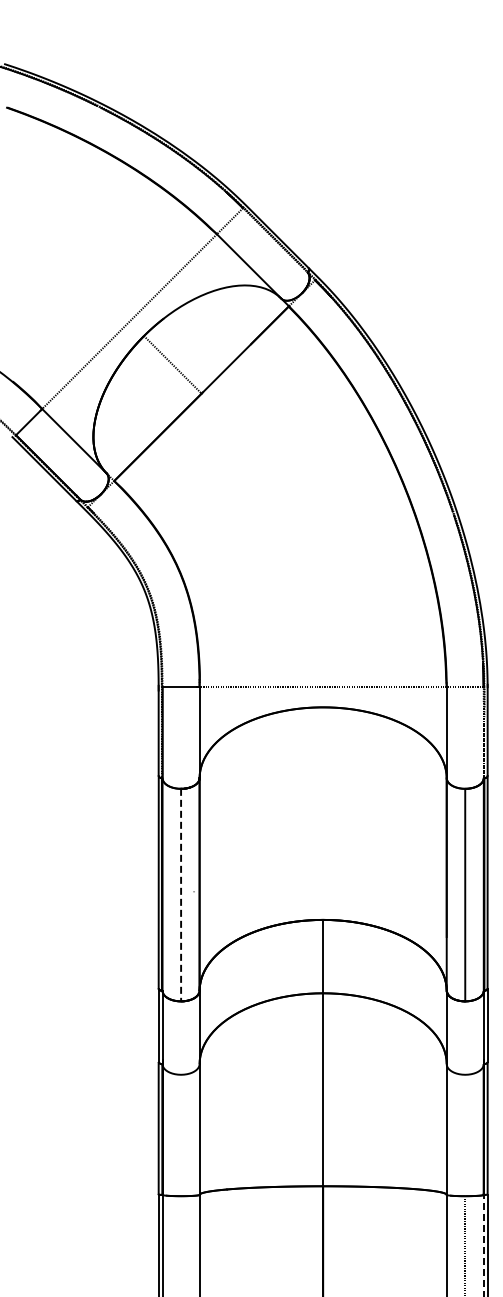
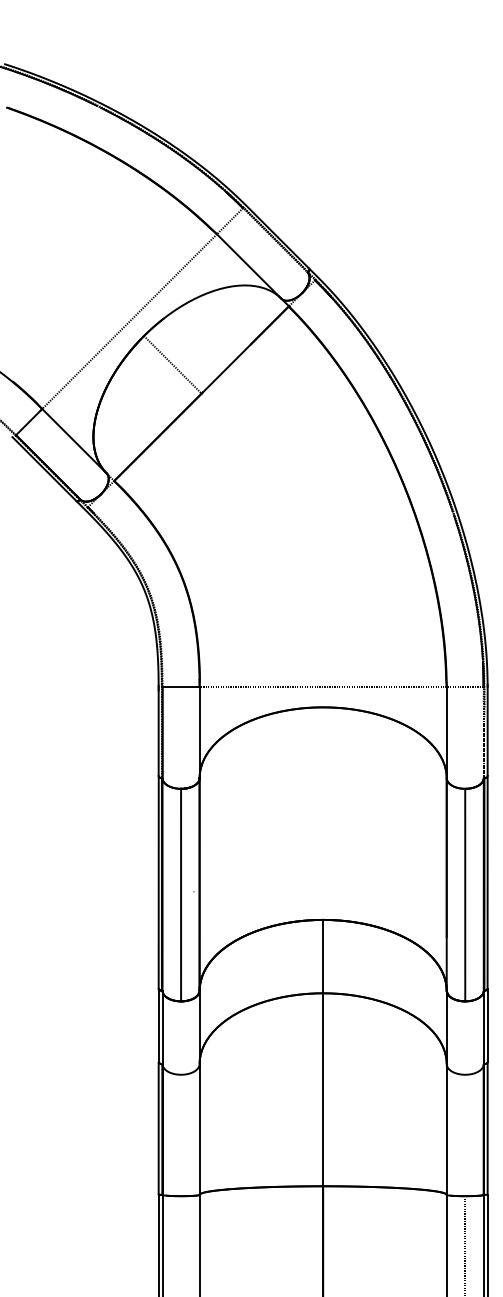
line: dashed -> solid (181, 895)
line: dashed -> solid (483, 1245)
